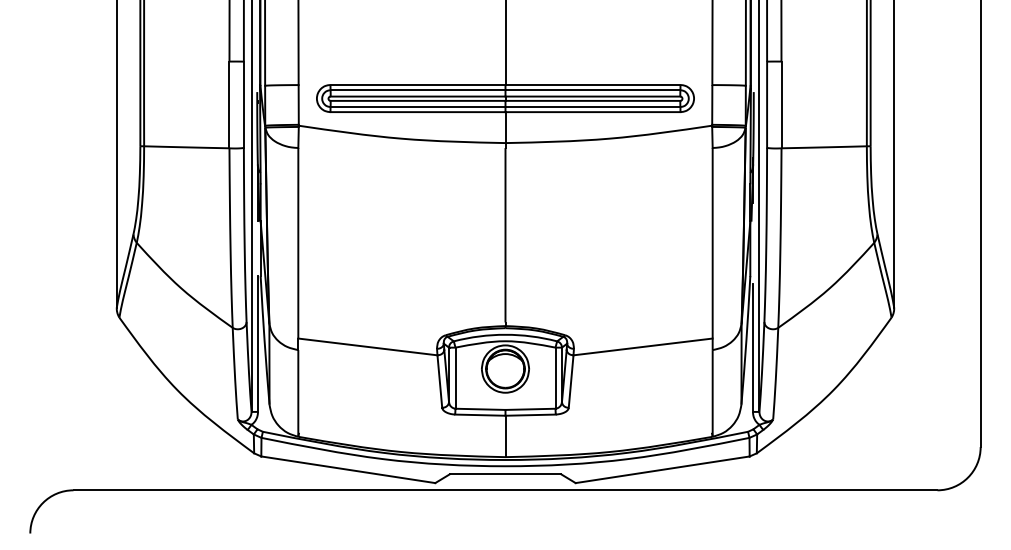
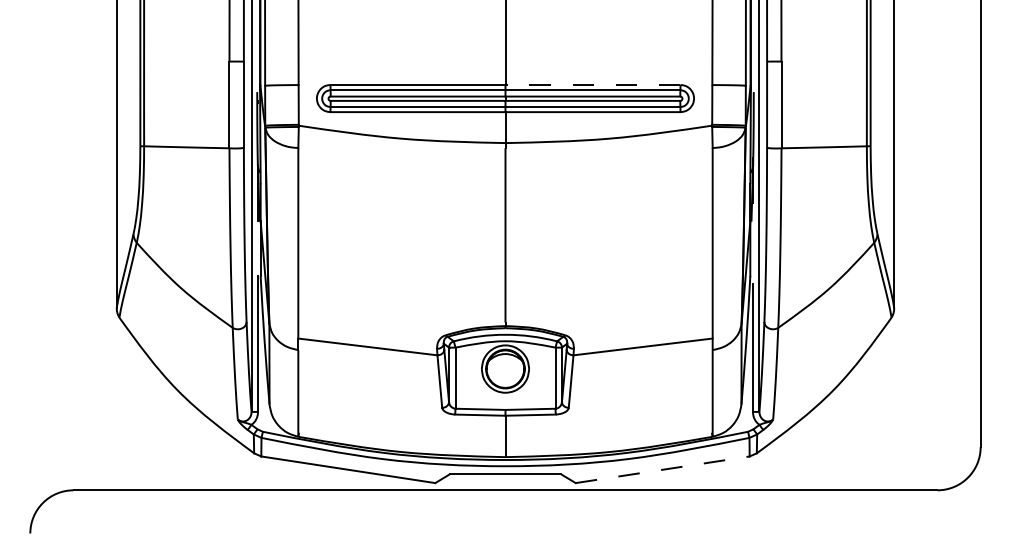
line: solid -> dashed (592, 84)
line: solid -> dashed (663, 469)
